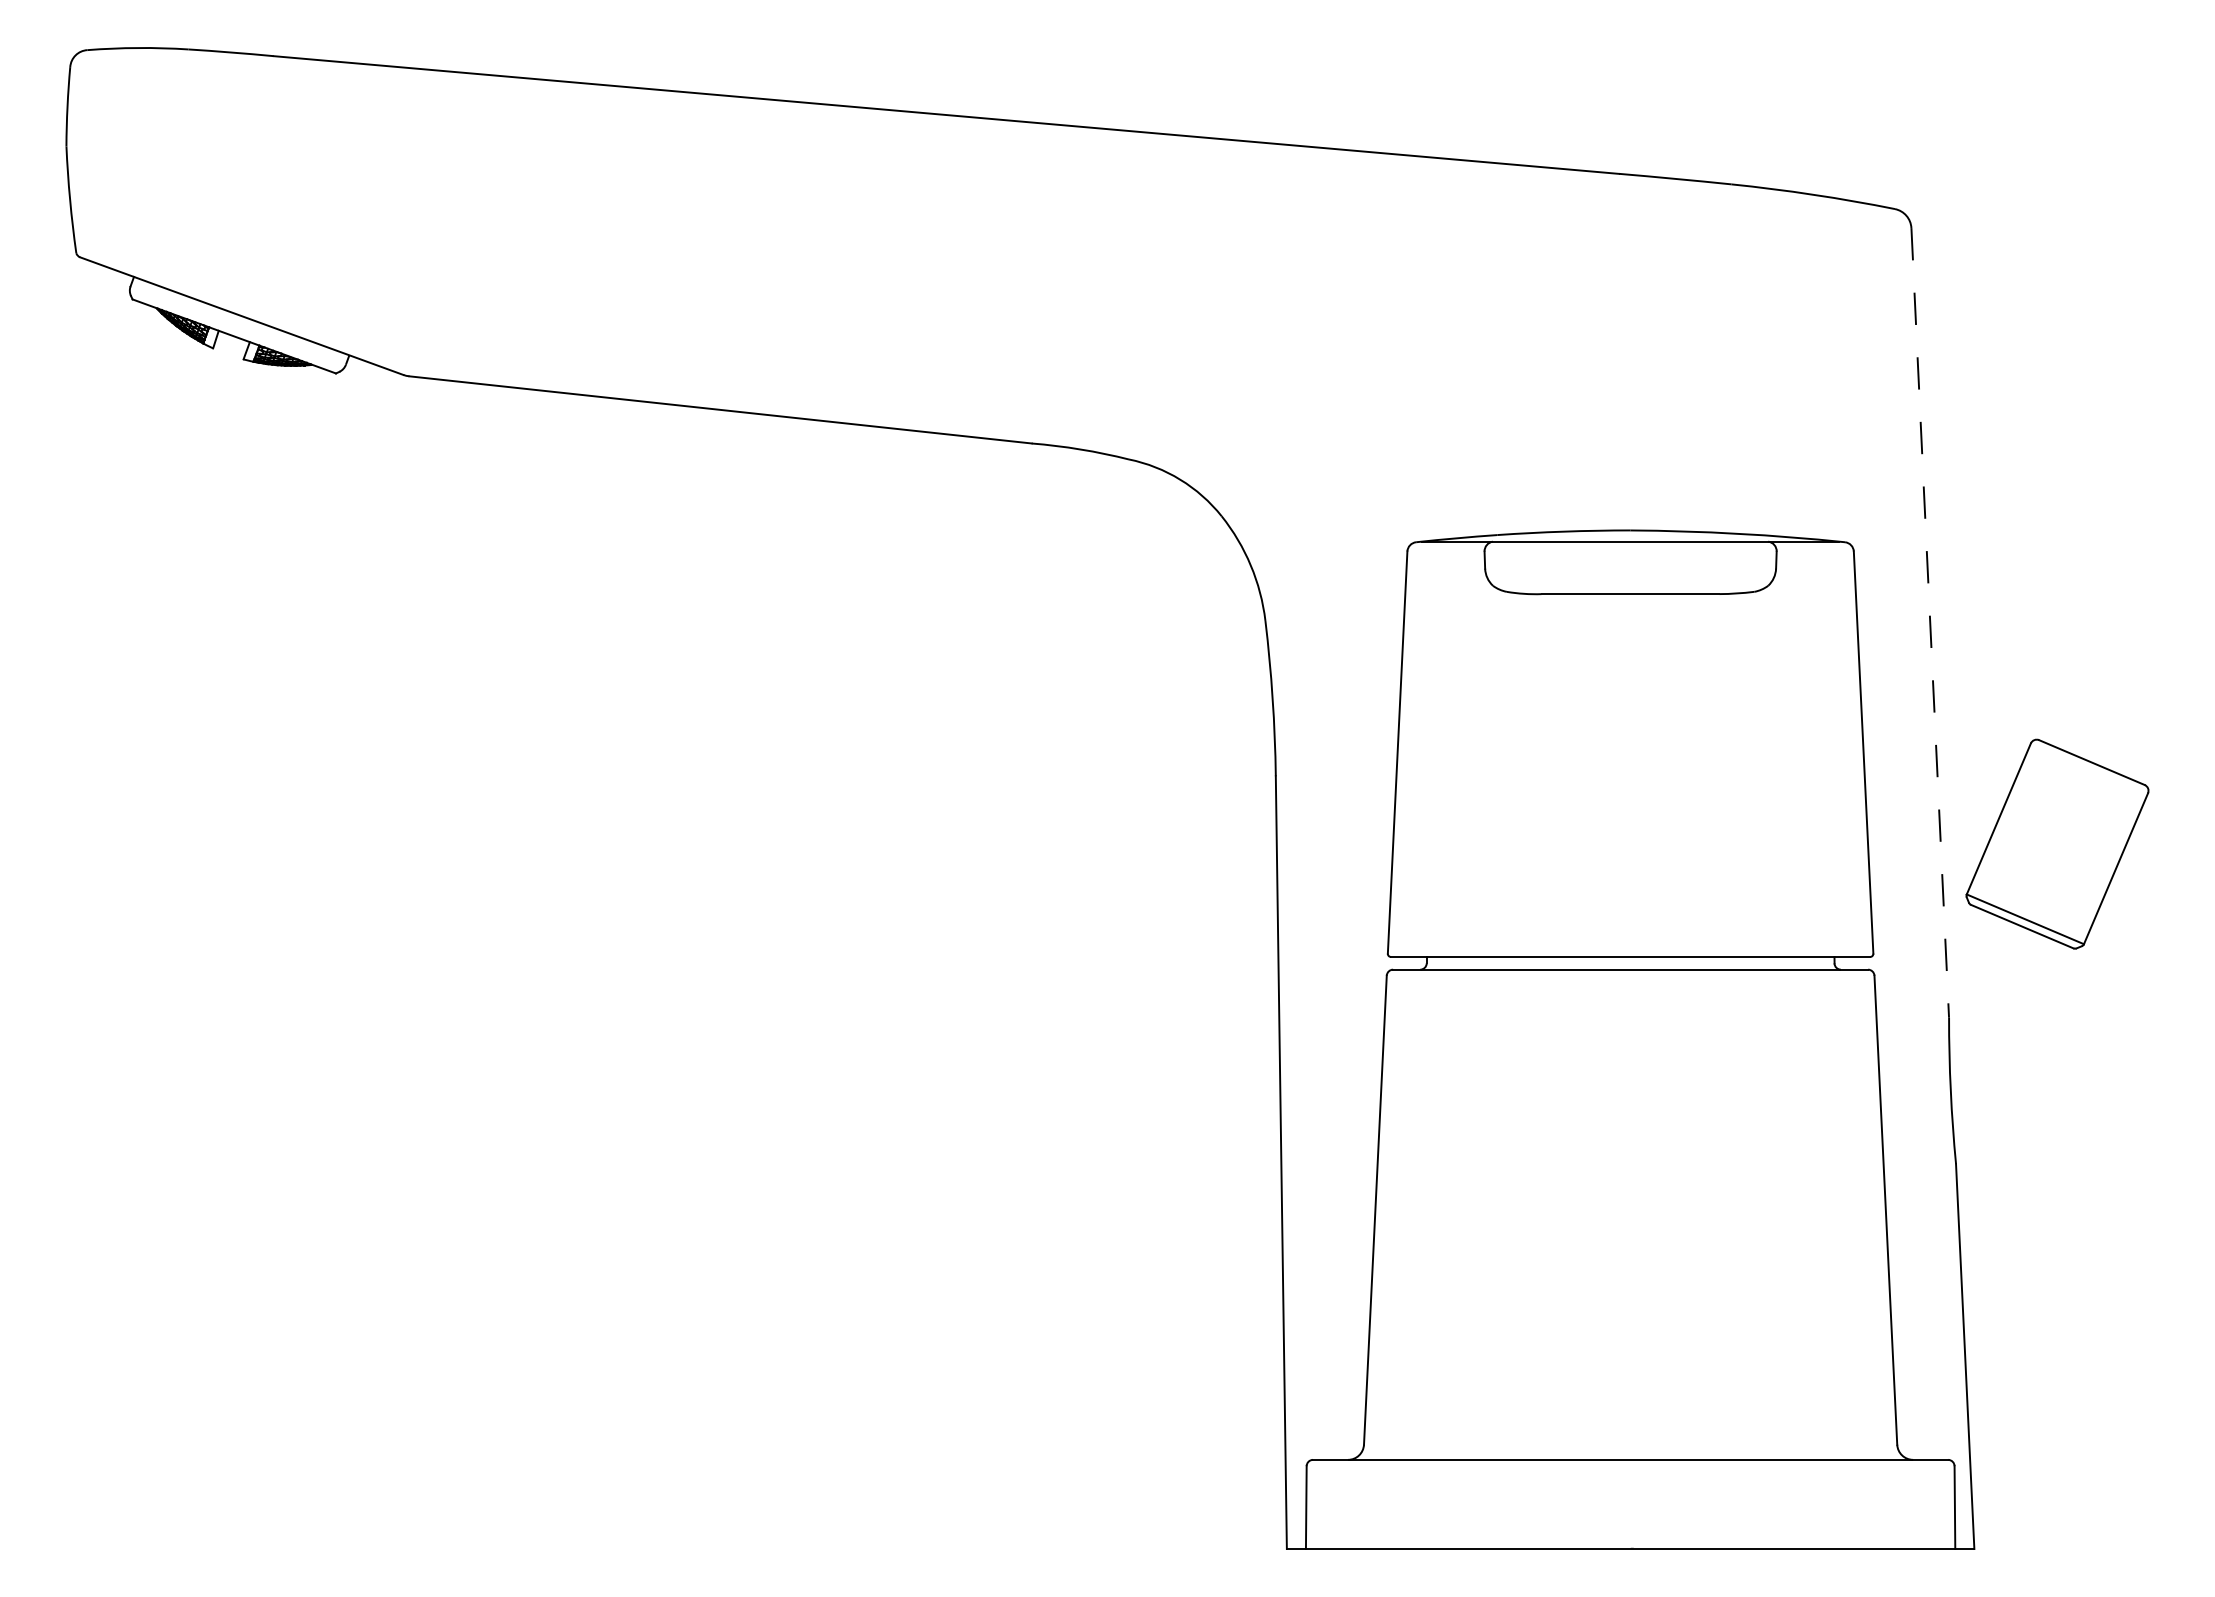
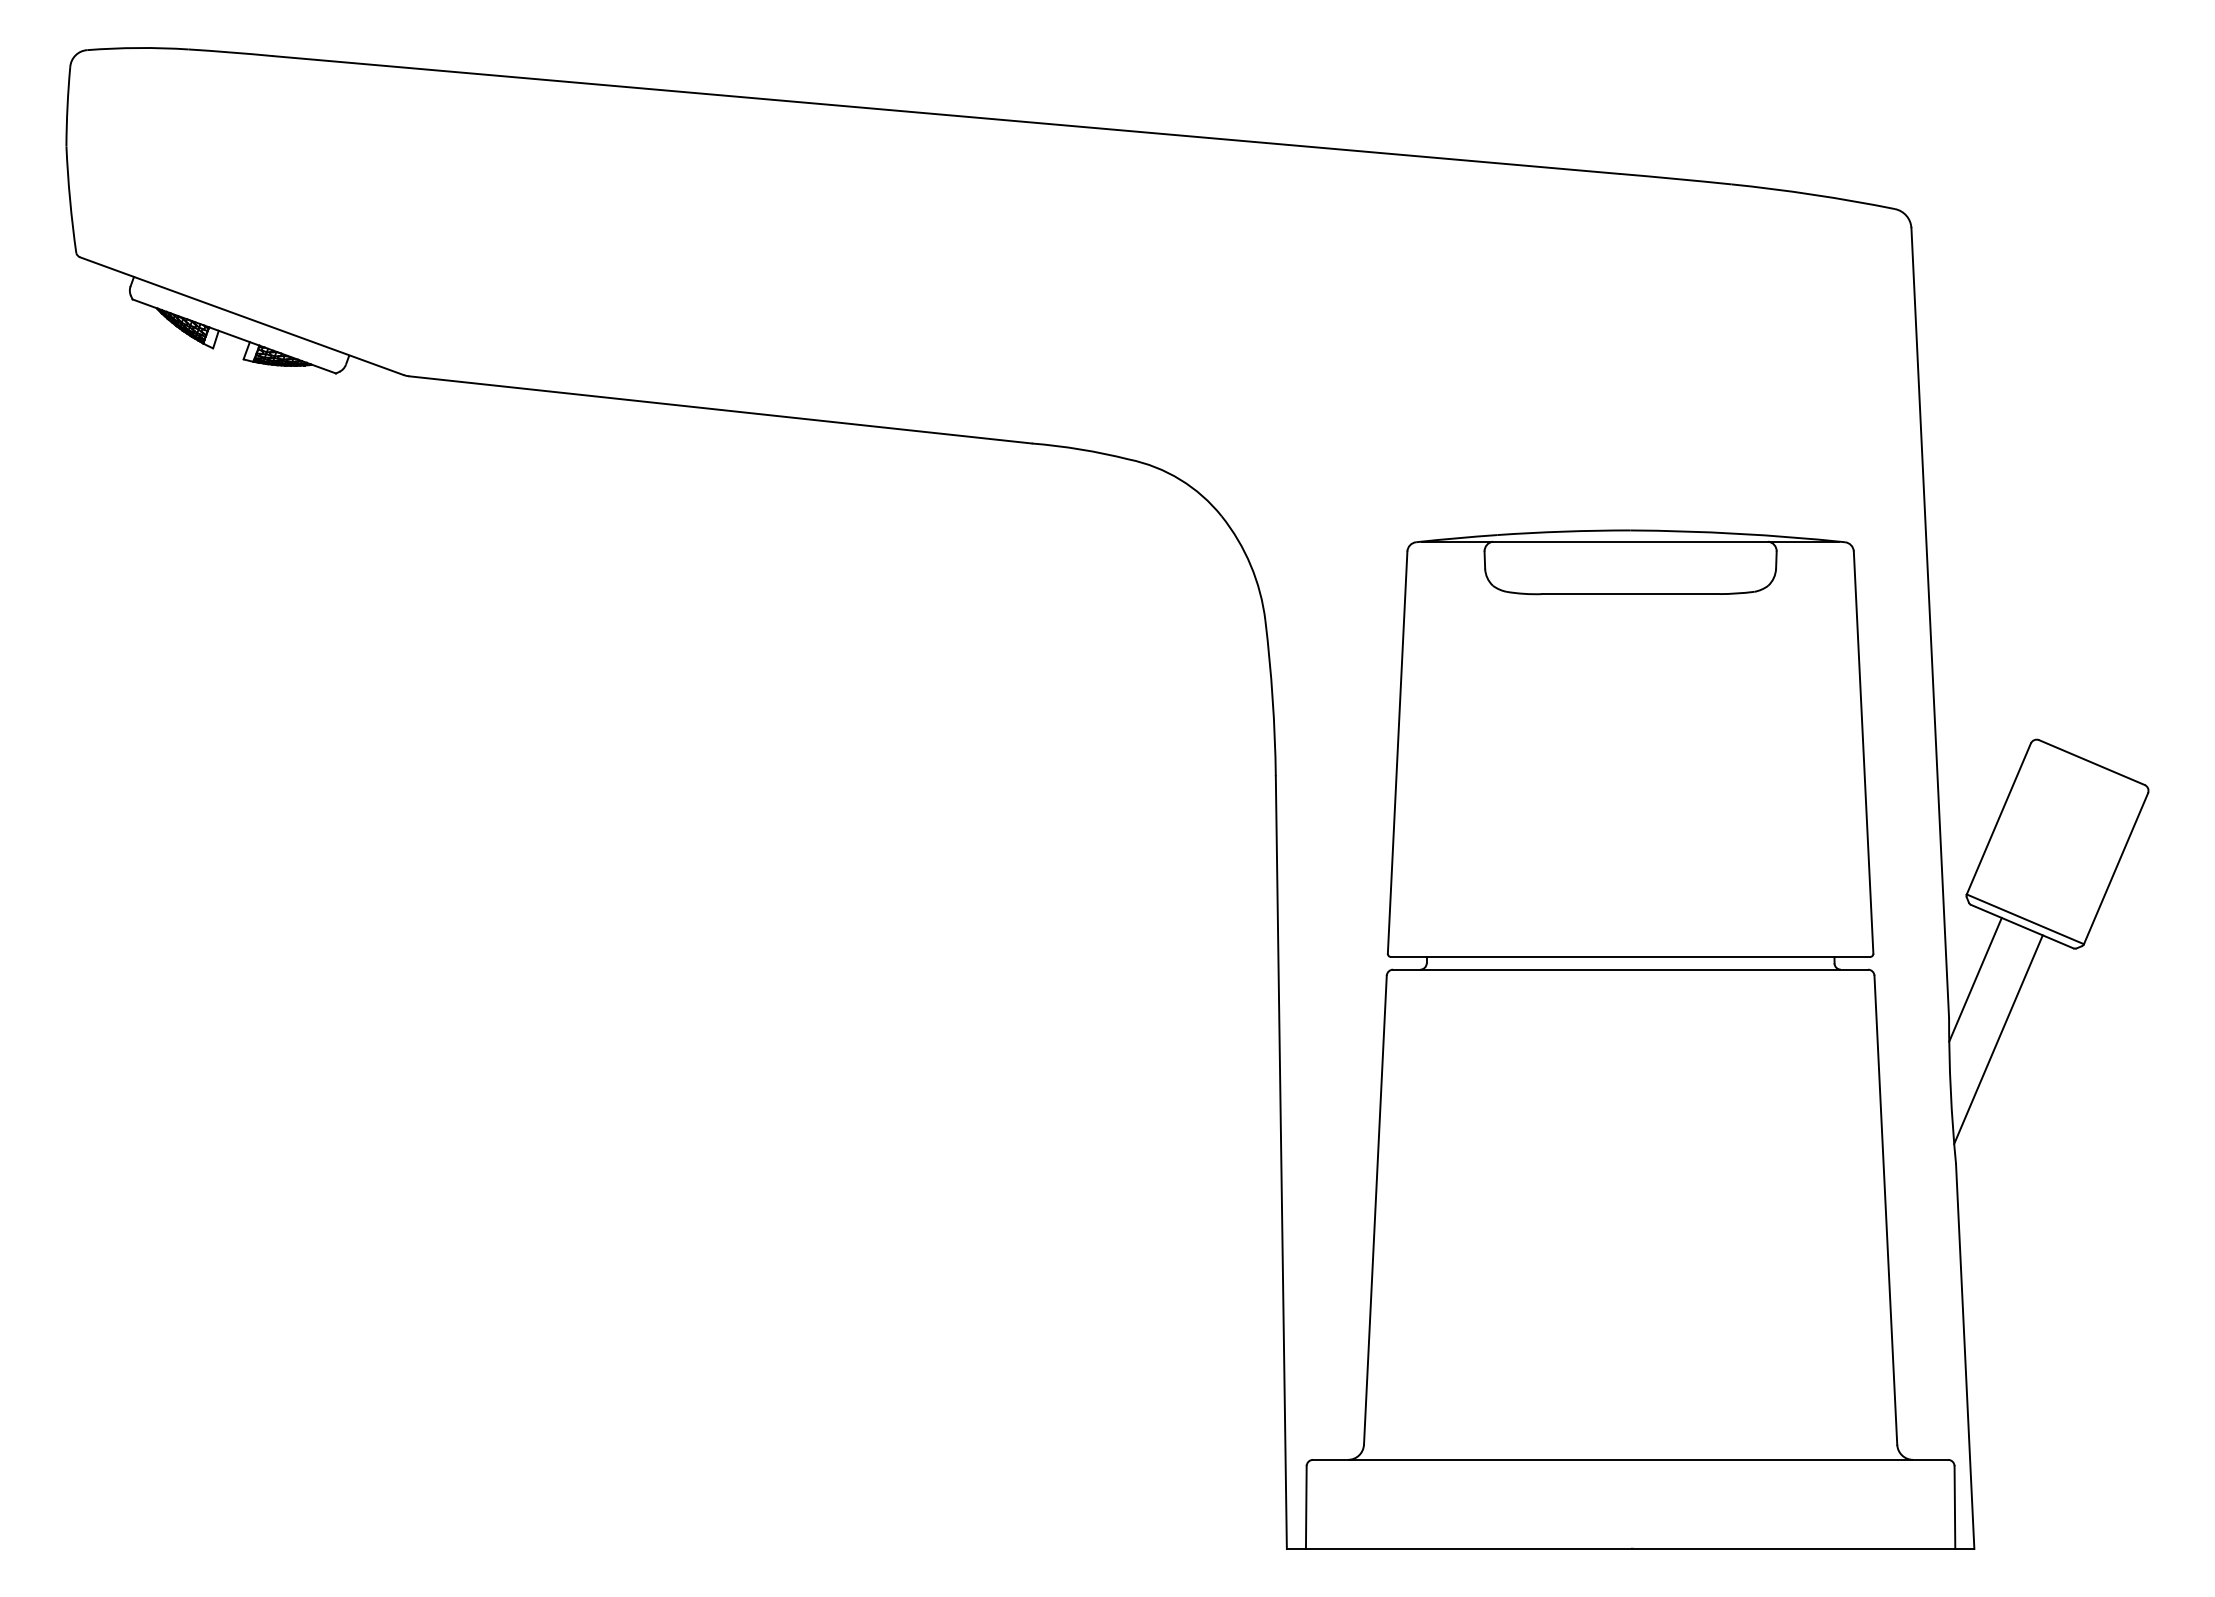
line: dashed -> solid (1930, 623)
line: none -> present (1975, 979)
line: none -> present (1998, 1039)
